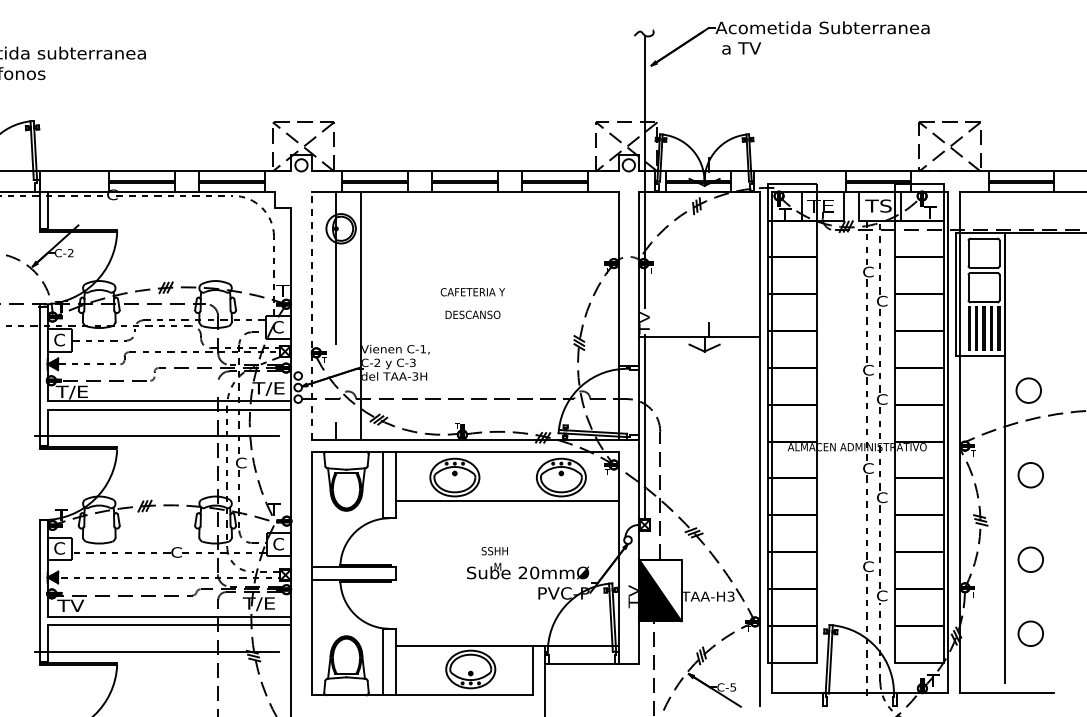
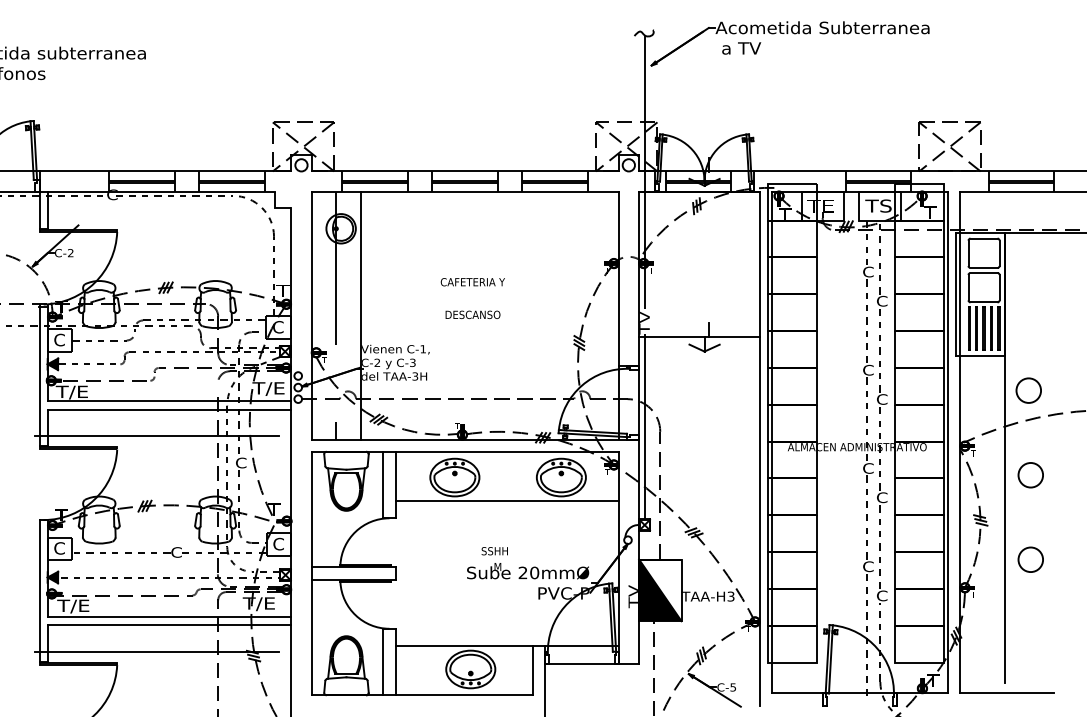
text position: (472, 292) -> (472, 282) (472, 282)
line: dashed -> solid (311, 315)
text: TV -> T/E (79, 606)
circle: present -> none (1030, 633)
